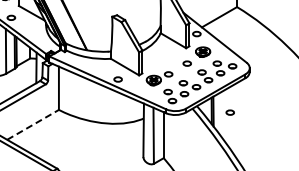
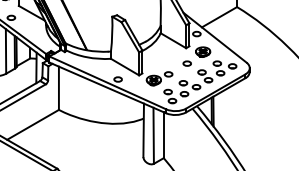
part: present -> none (229, 112)
line: dashed -> solid (33, 124)
